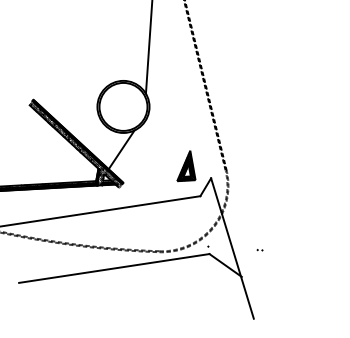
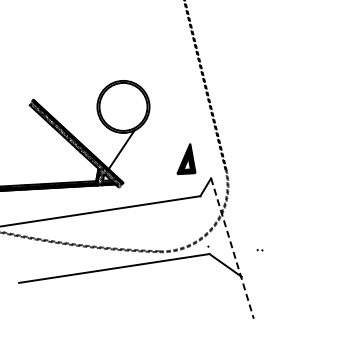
line: present -> none (148, 47)
part position: (186, 166) -> (186, 159) (186, 159)
line: solid -> dashed (232, 249)
